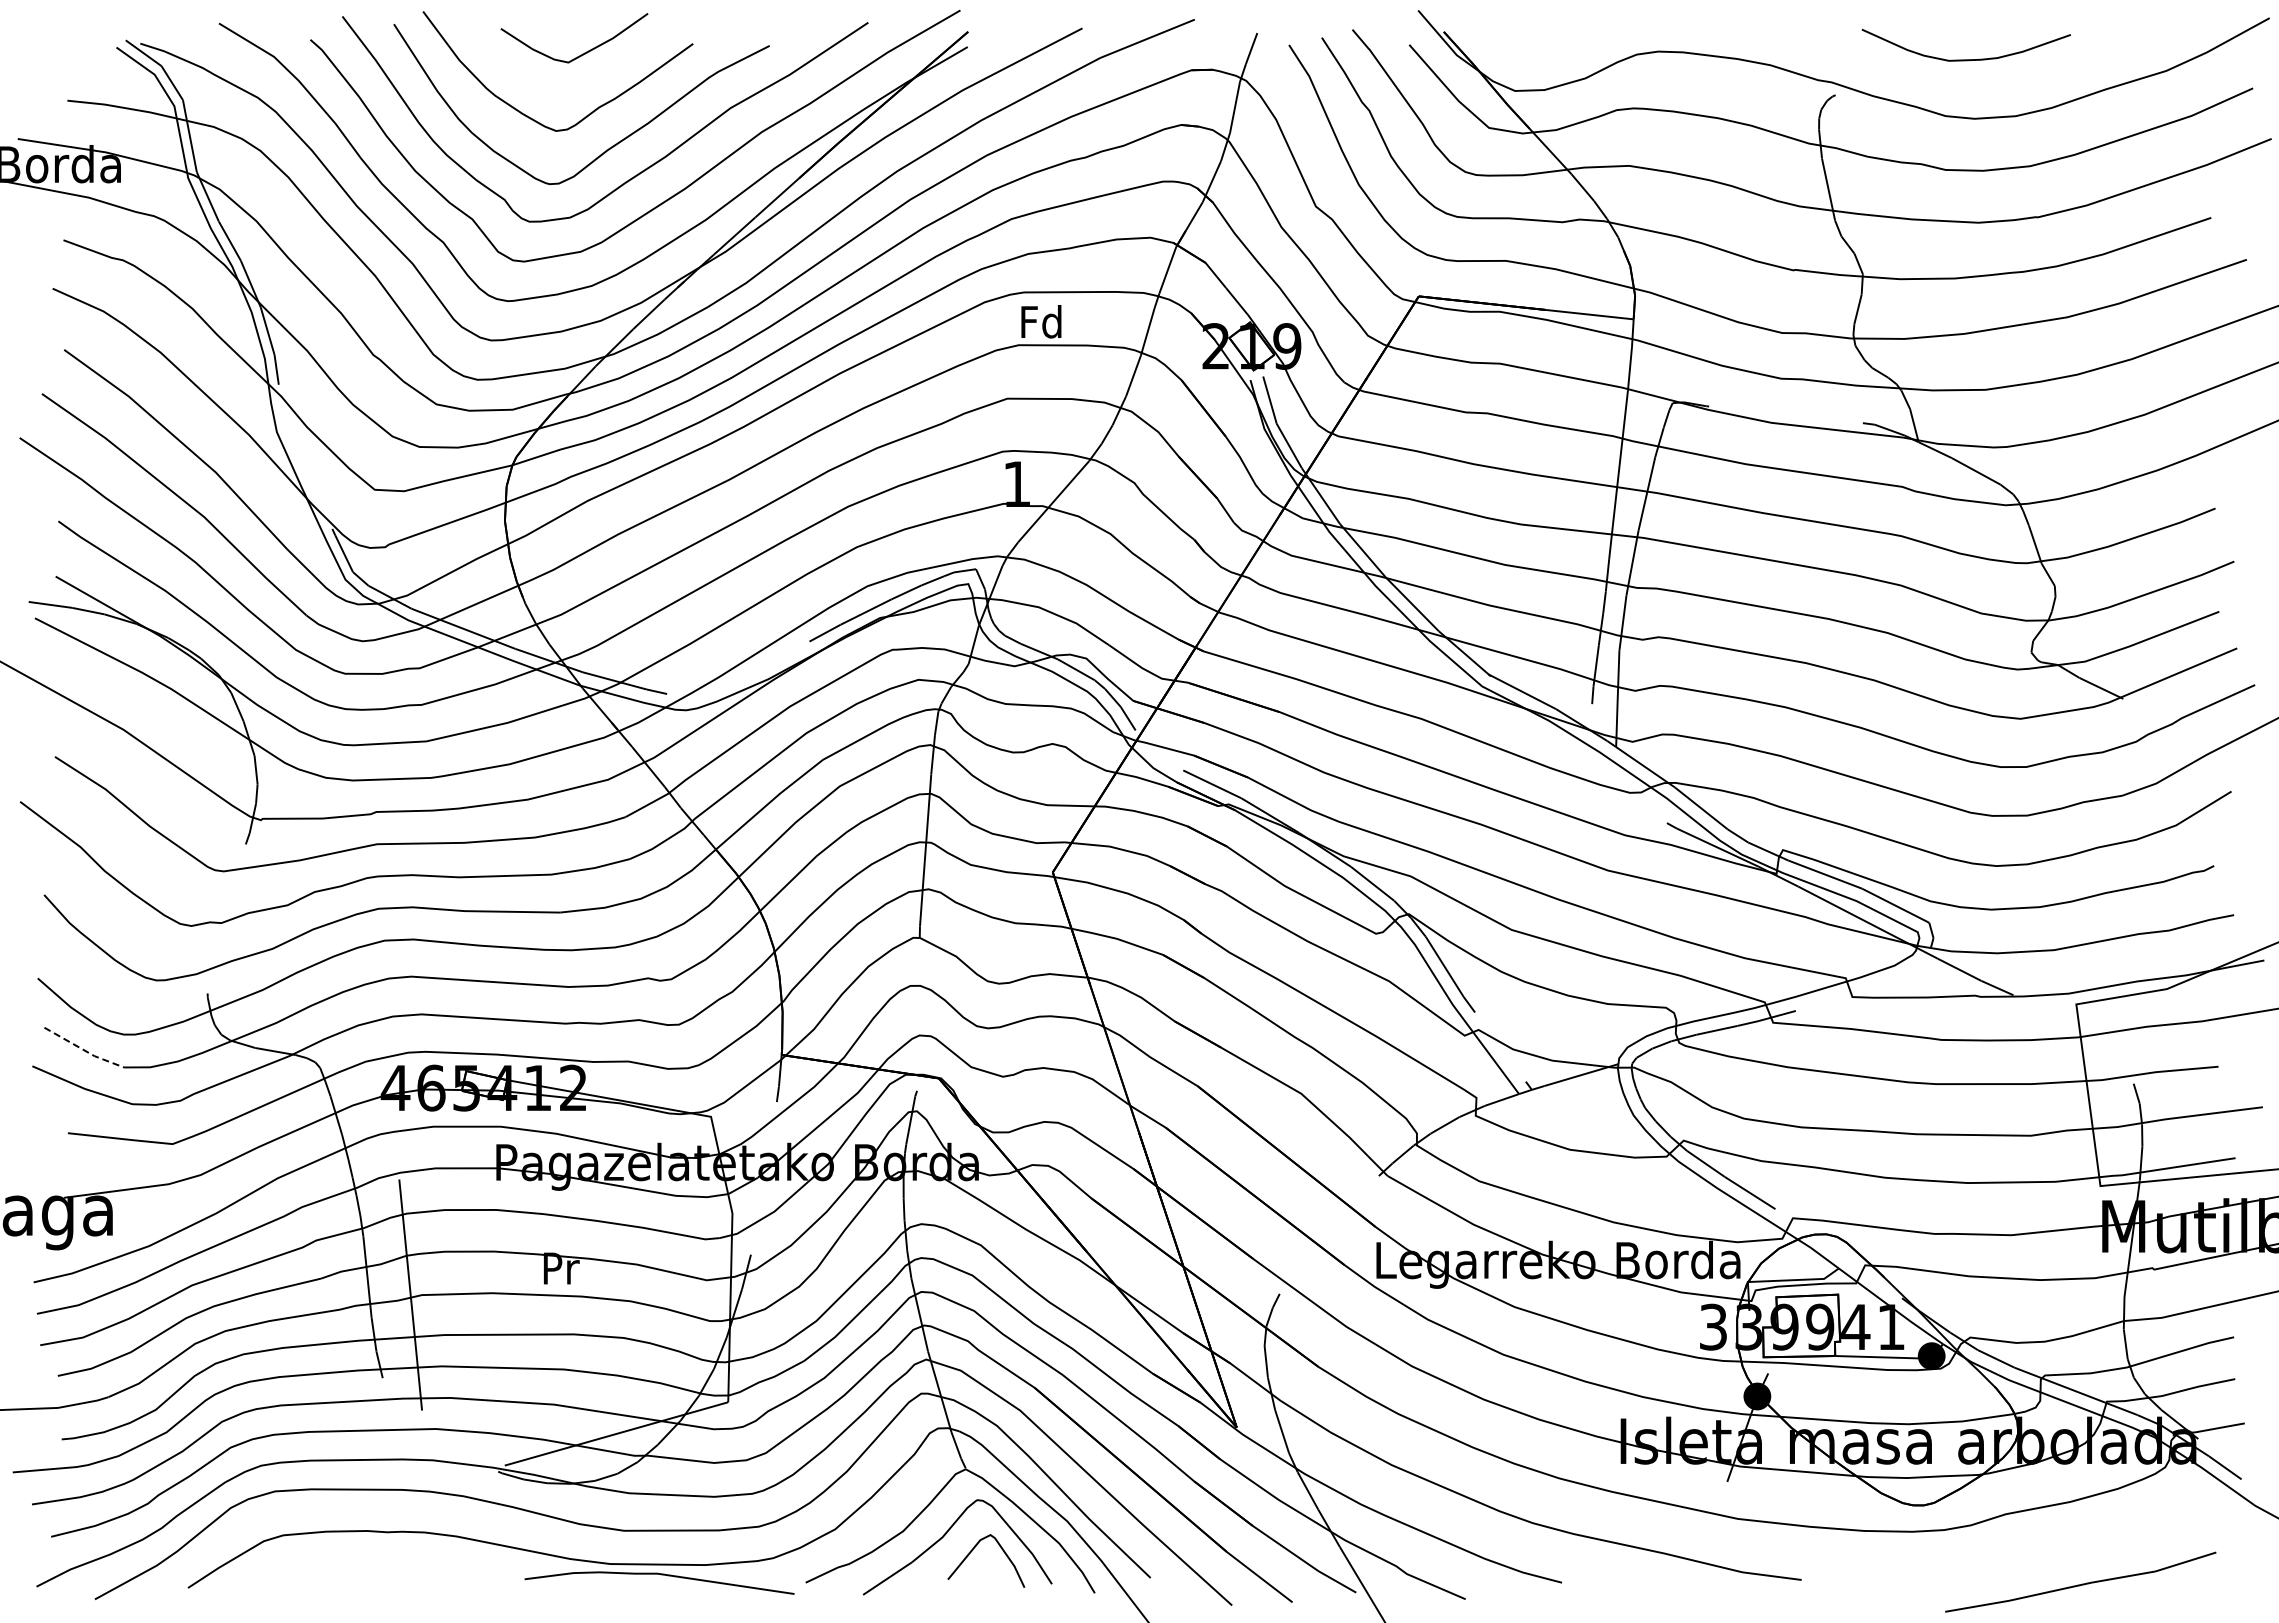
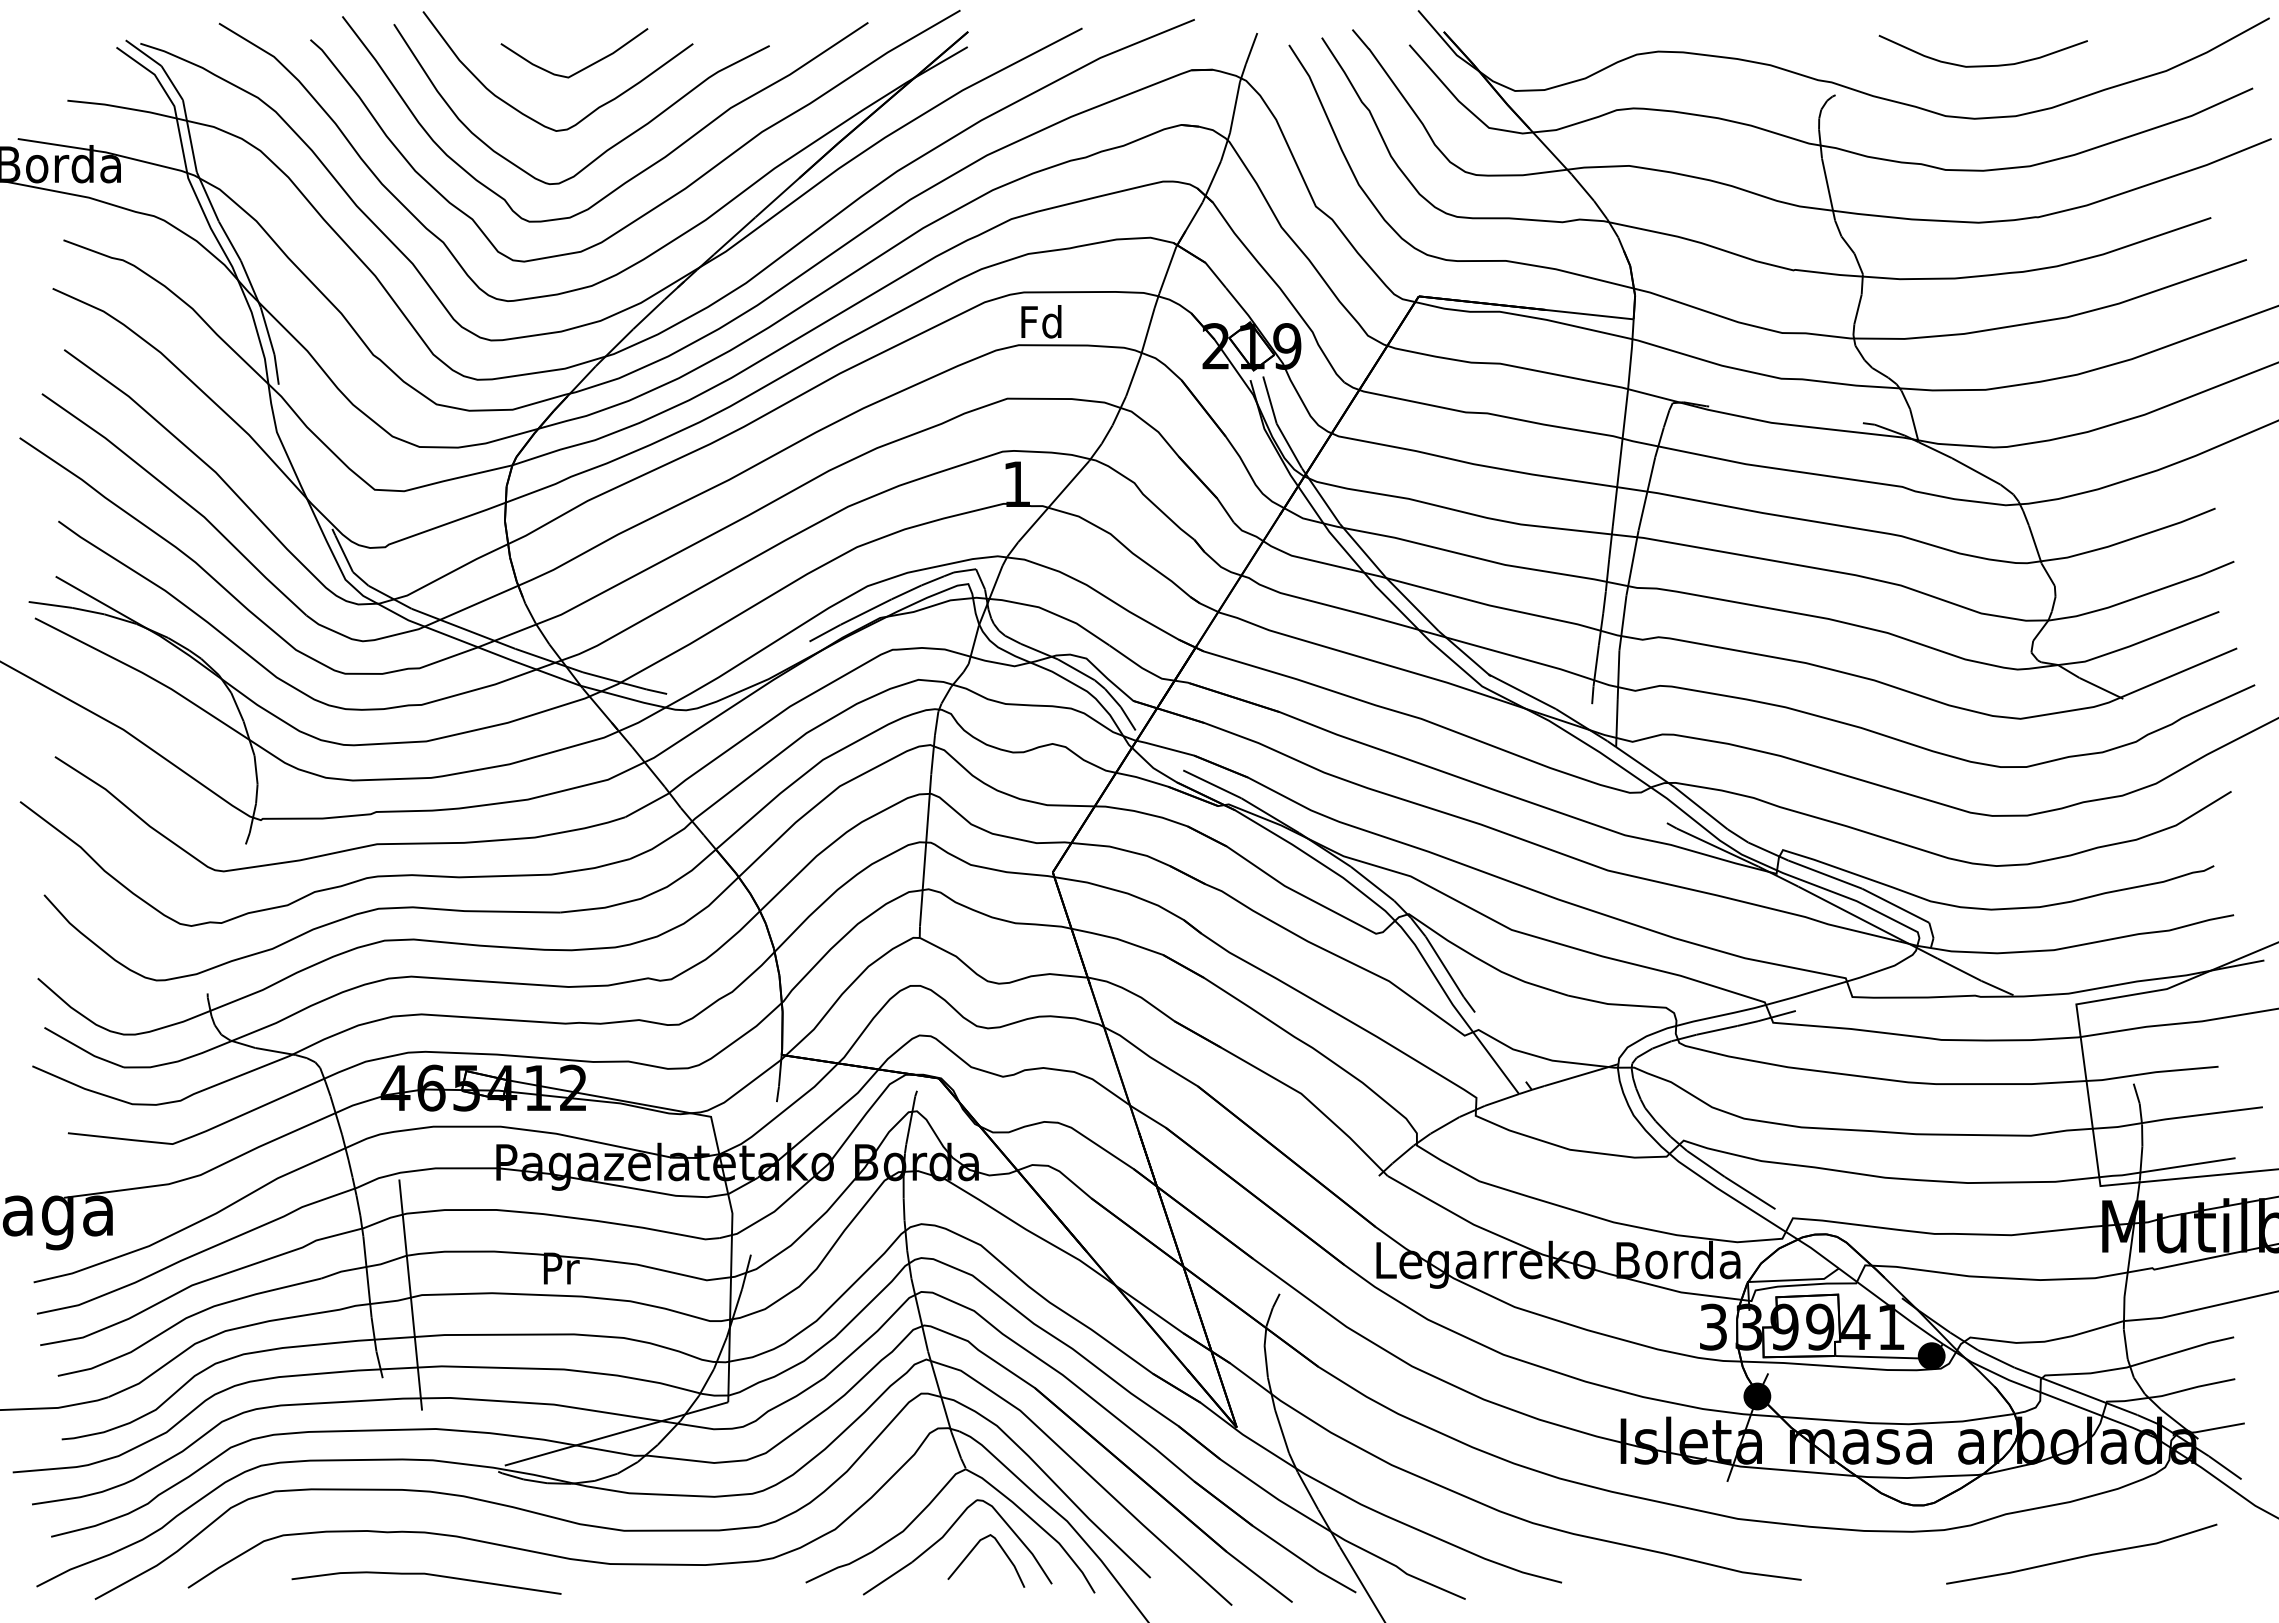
curve position: (582, 53) -> (582, 68) (582, 68)
curve position: (1965, 59) -> (1982, 65) (1982, 65)
line: dashed -> solid (84, 1050)
curve position: (661, 1575) -> (428, 1575) (428, 1575)
line position: (2082, 1583) -> (2083, 1555) (2083, 1555)
